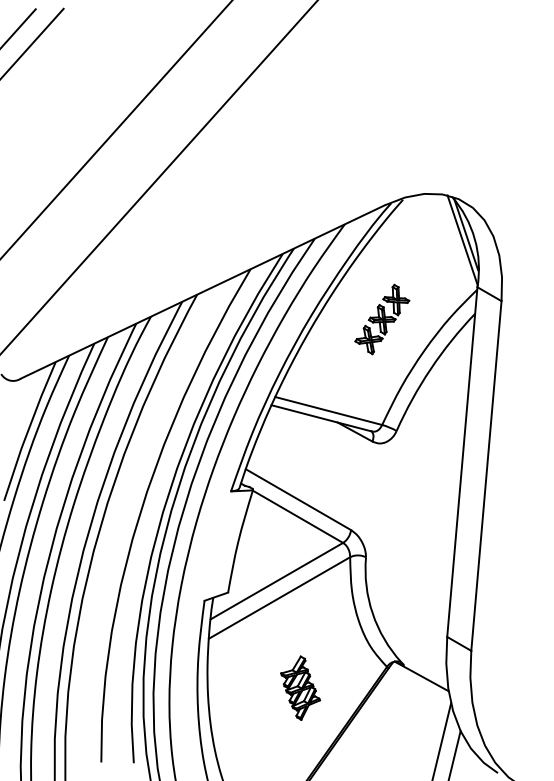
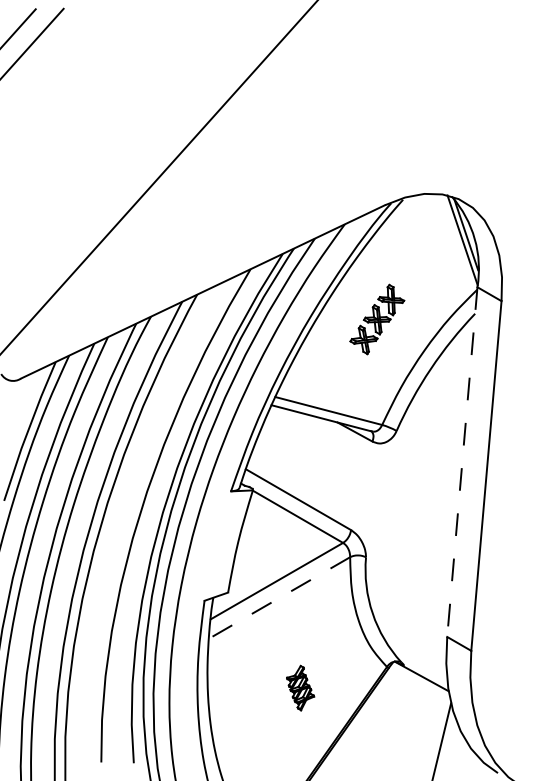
line: present -> none (116, 129)
part position: (382, 319) -> (377, 319) (377, 319)
line: solid -> dashed (462, 462)
line: solid -> dashed (279, 597)
part size: 41x66 px -> 30x48 px (300, 687)
line: present -> none (454, 754)
